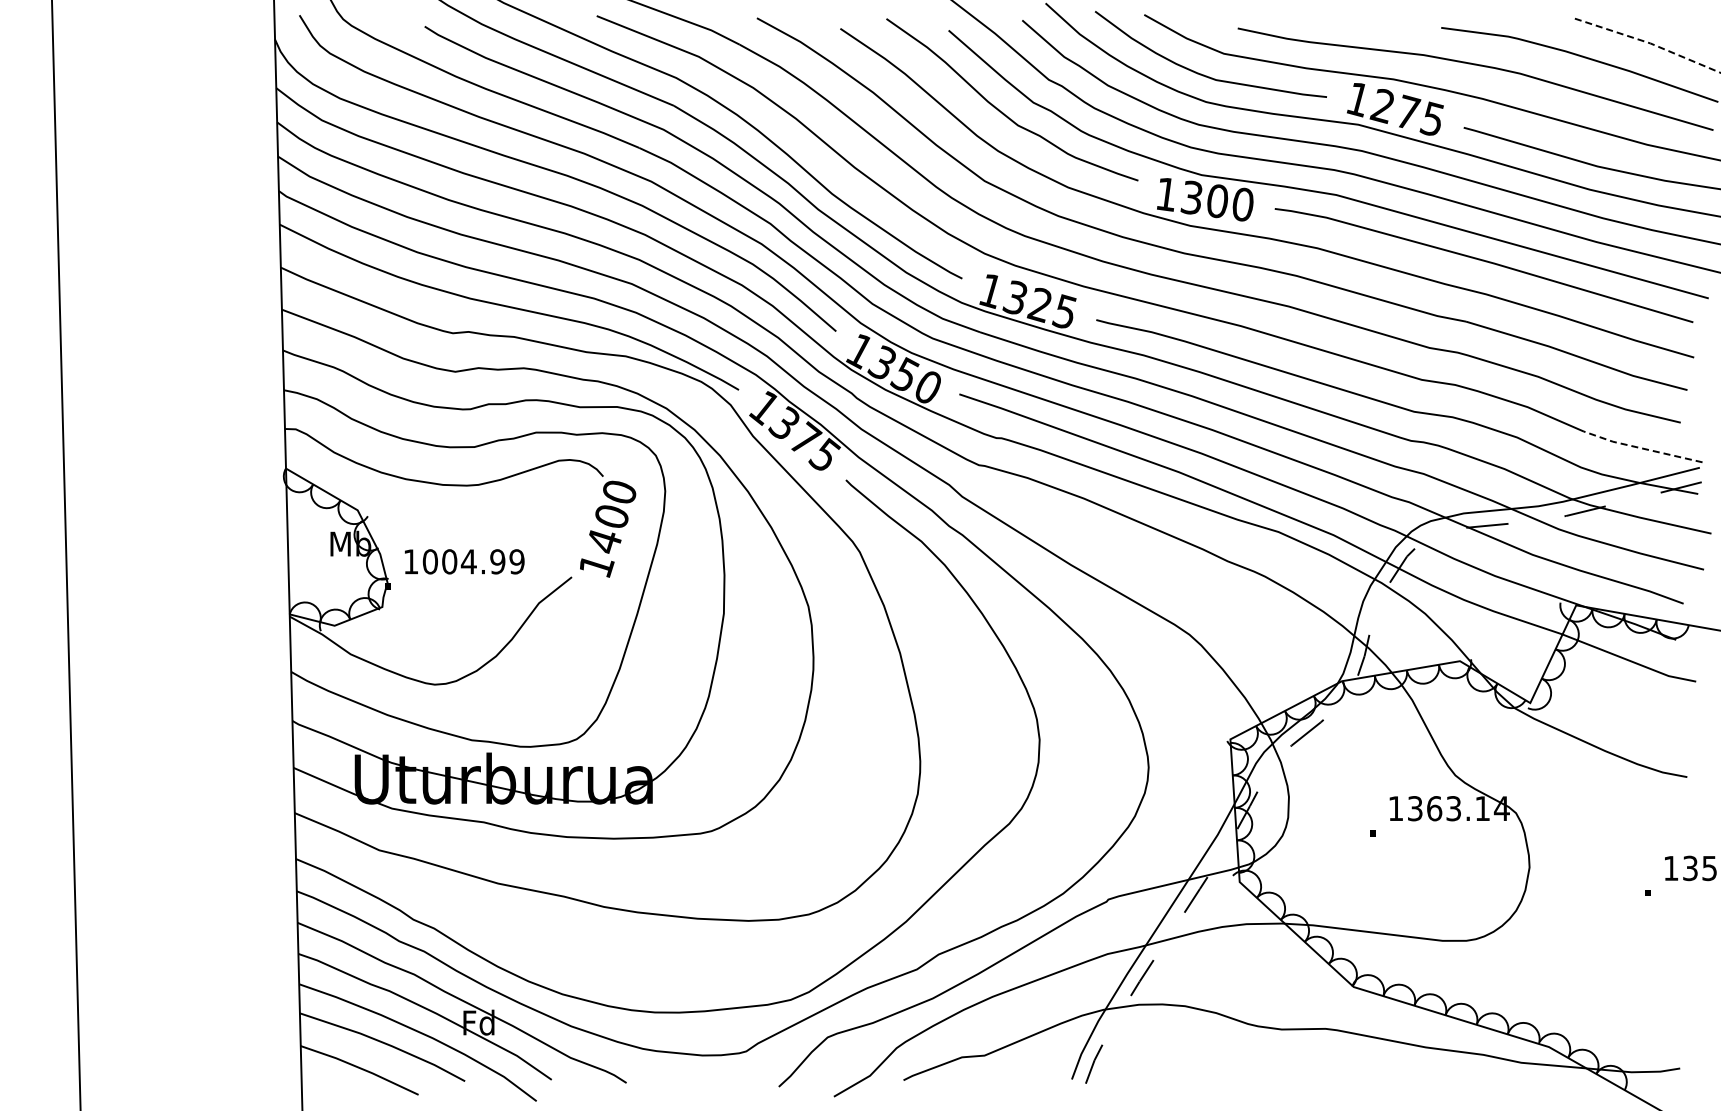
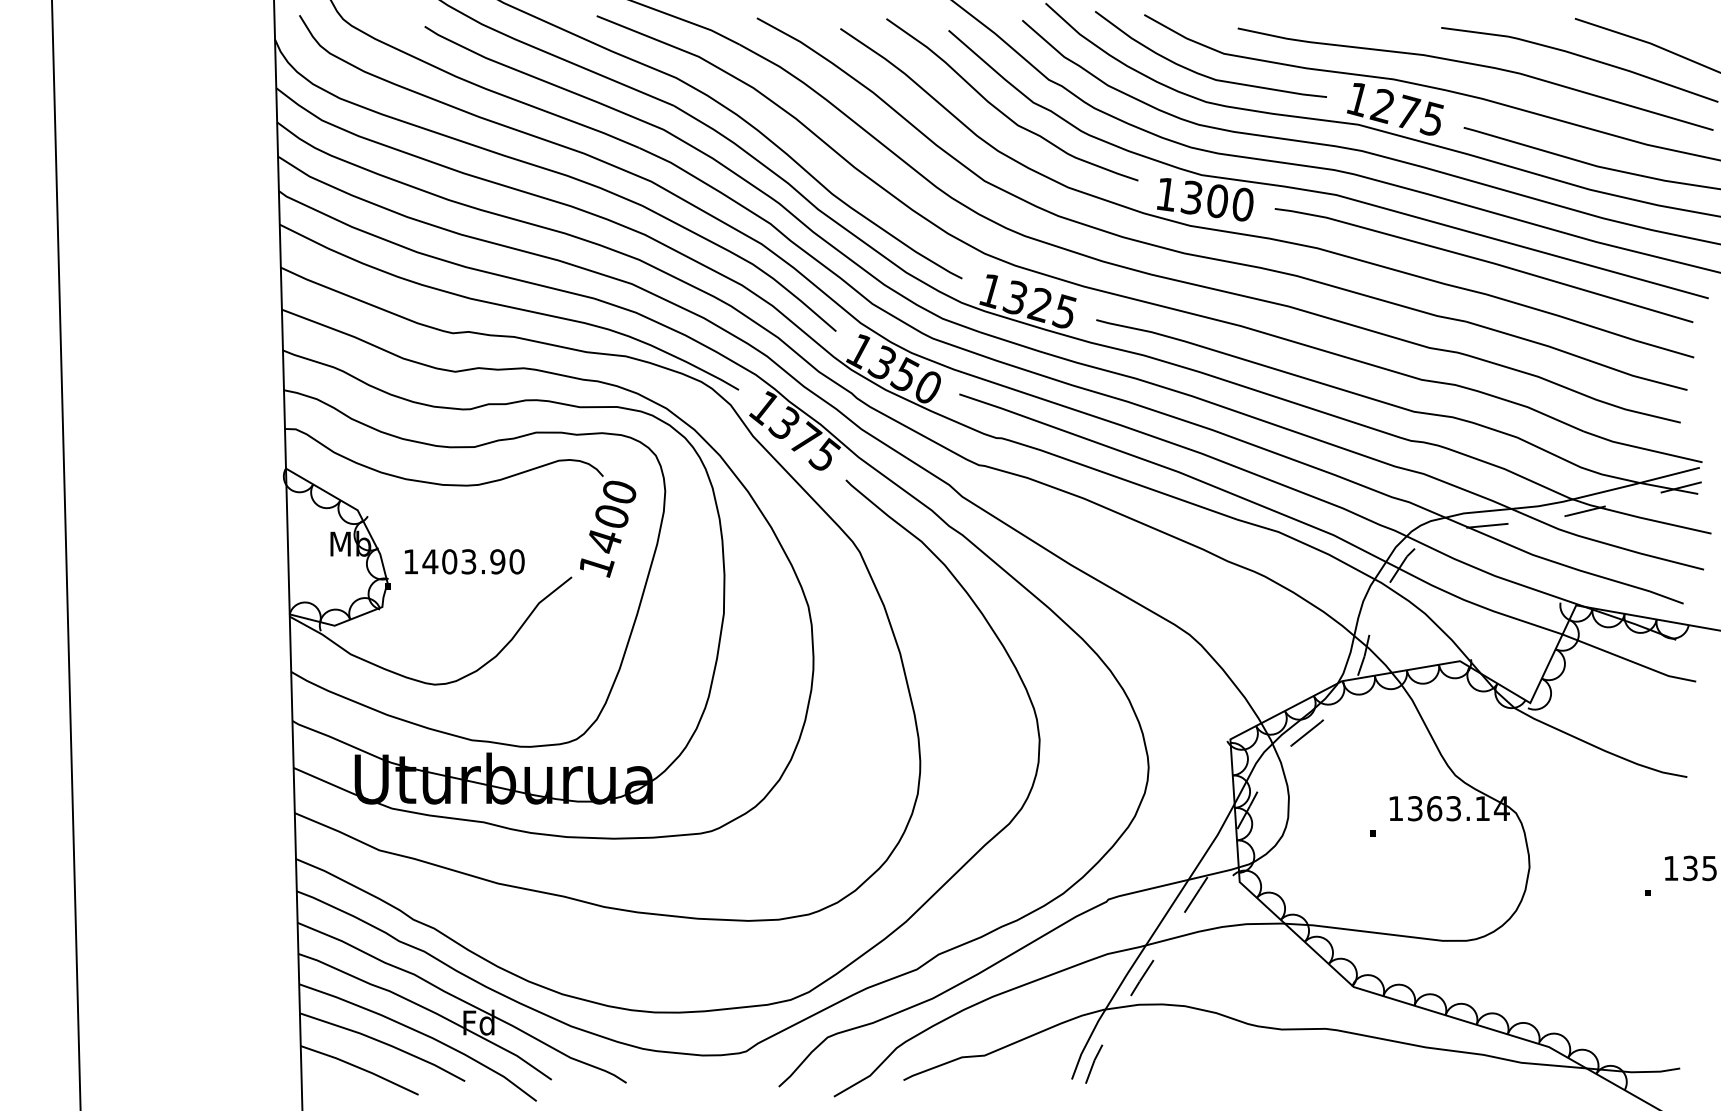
line: dashed -> solid (1649, 43)
line: dashed -> solid (1642, 448)
text: 1004.99 -> 1403.90 (473, 561)
